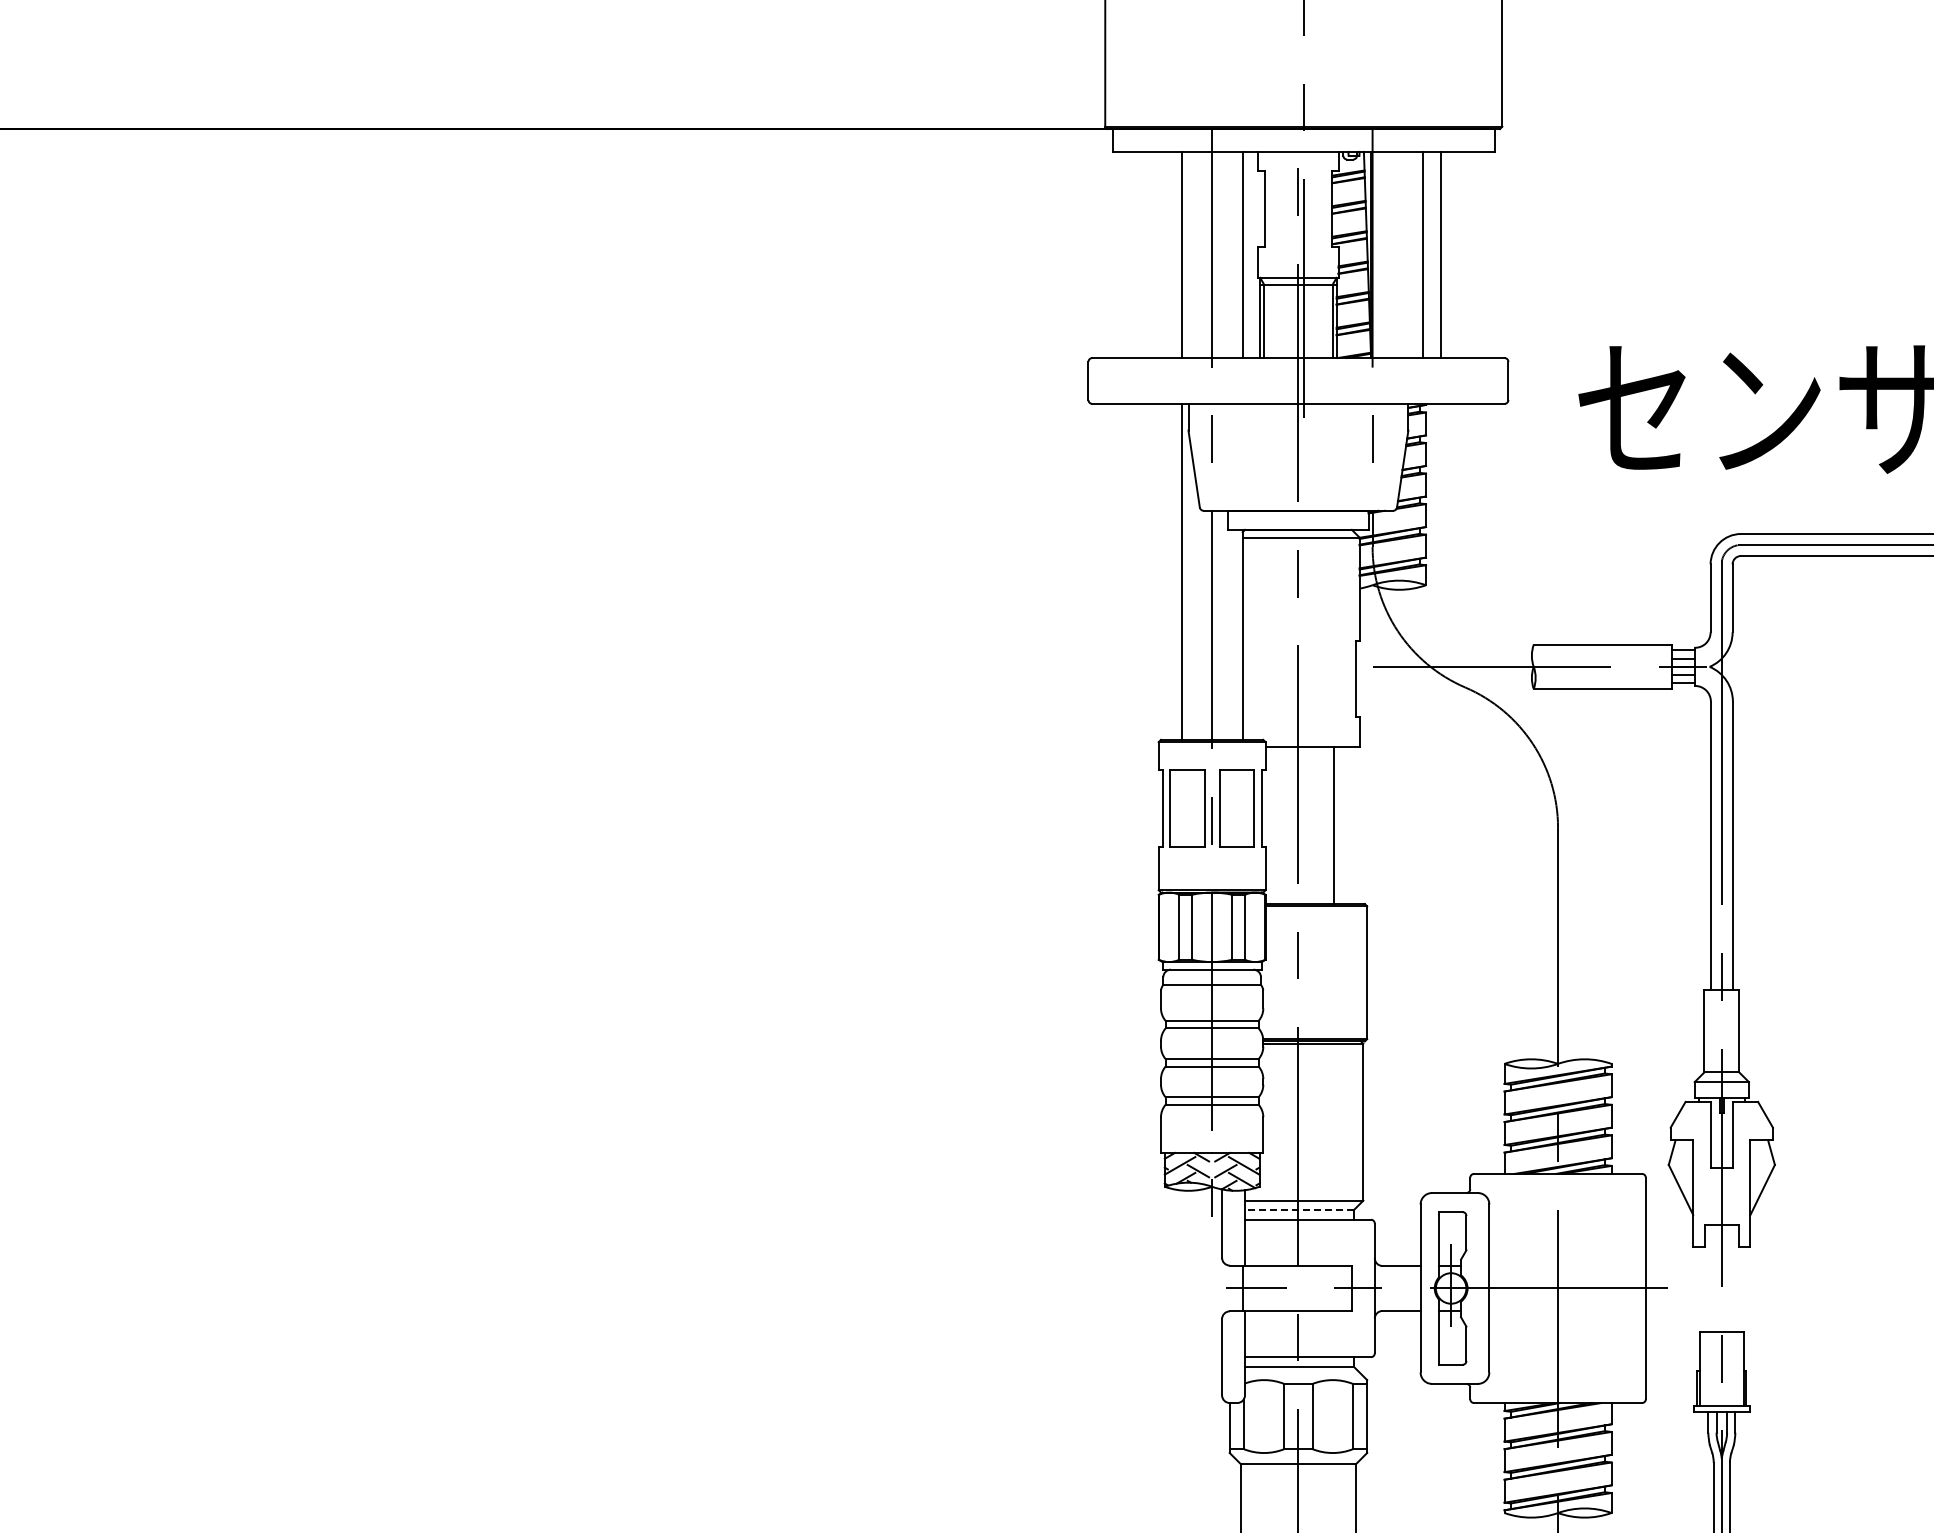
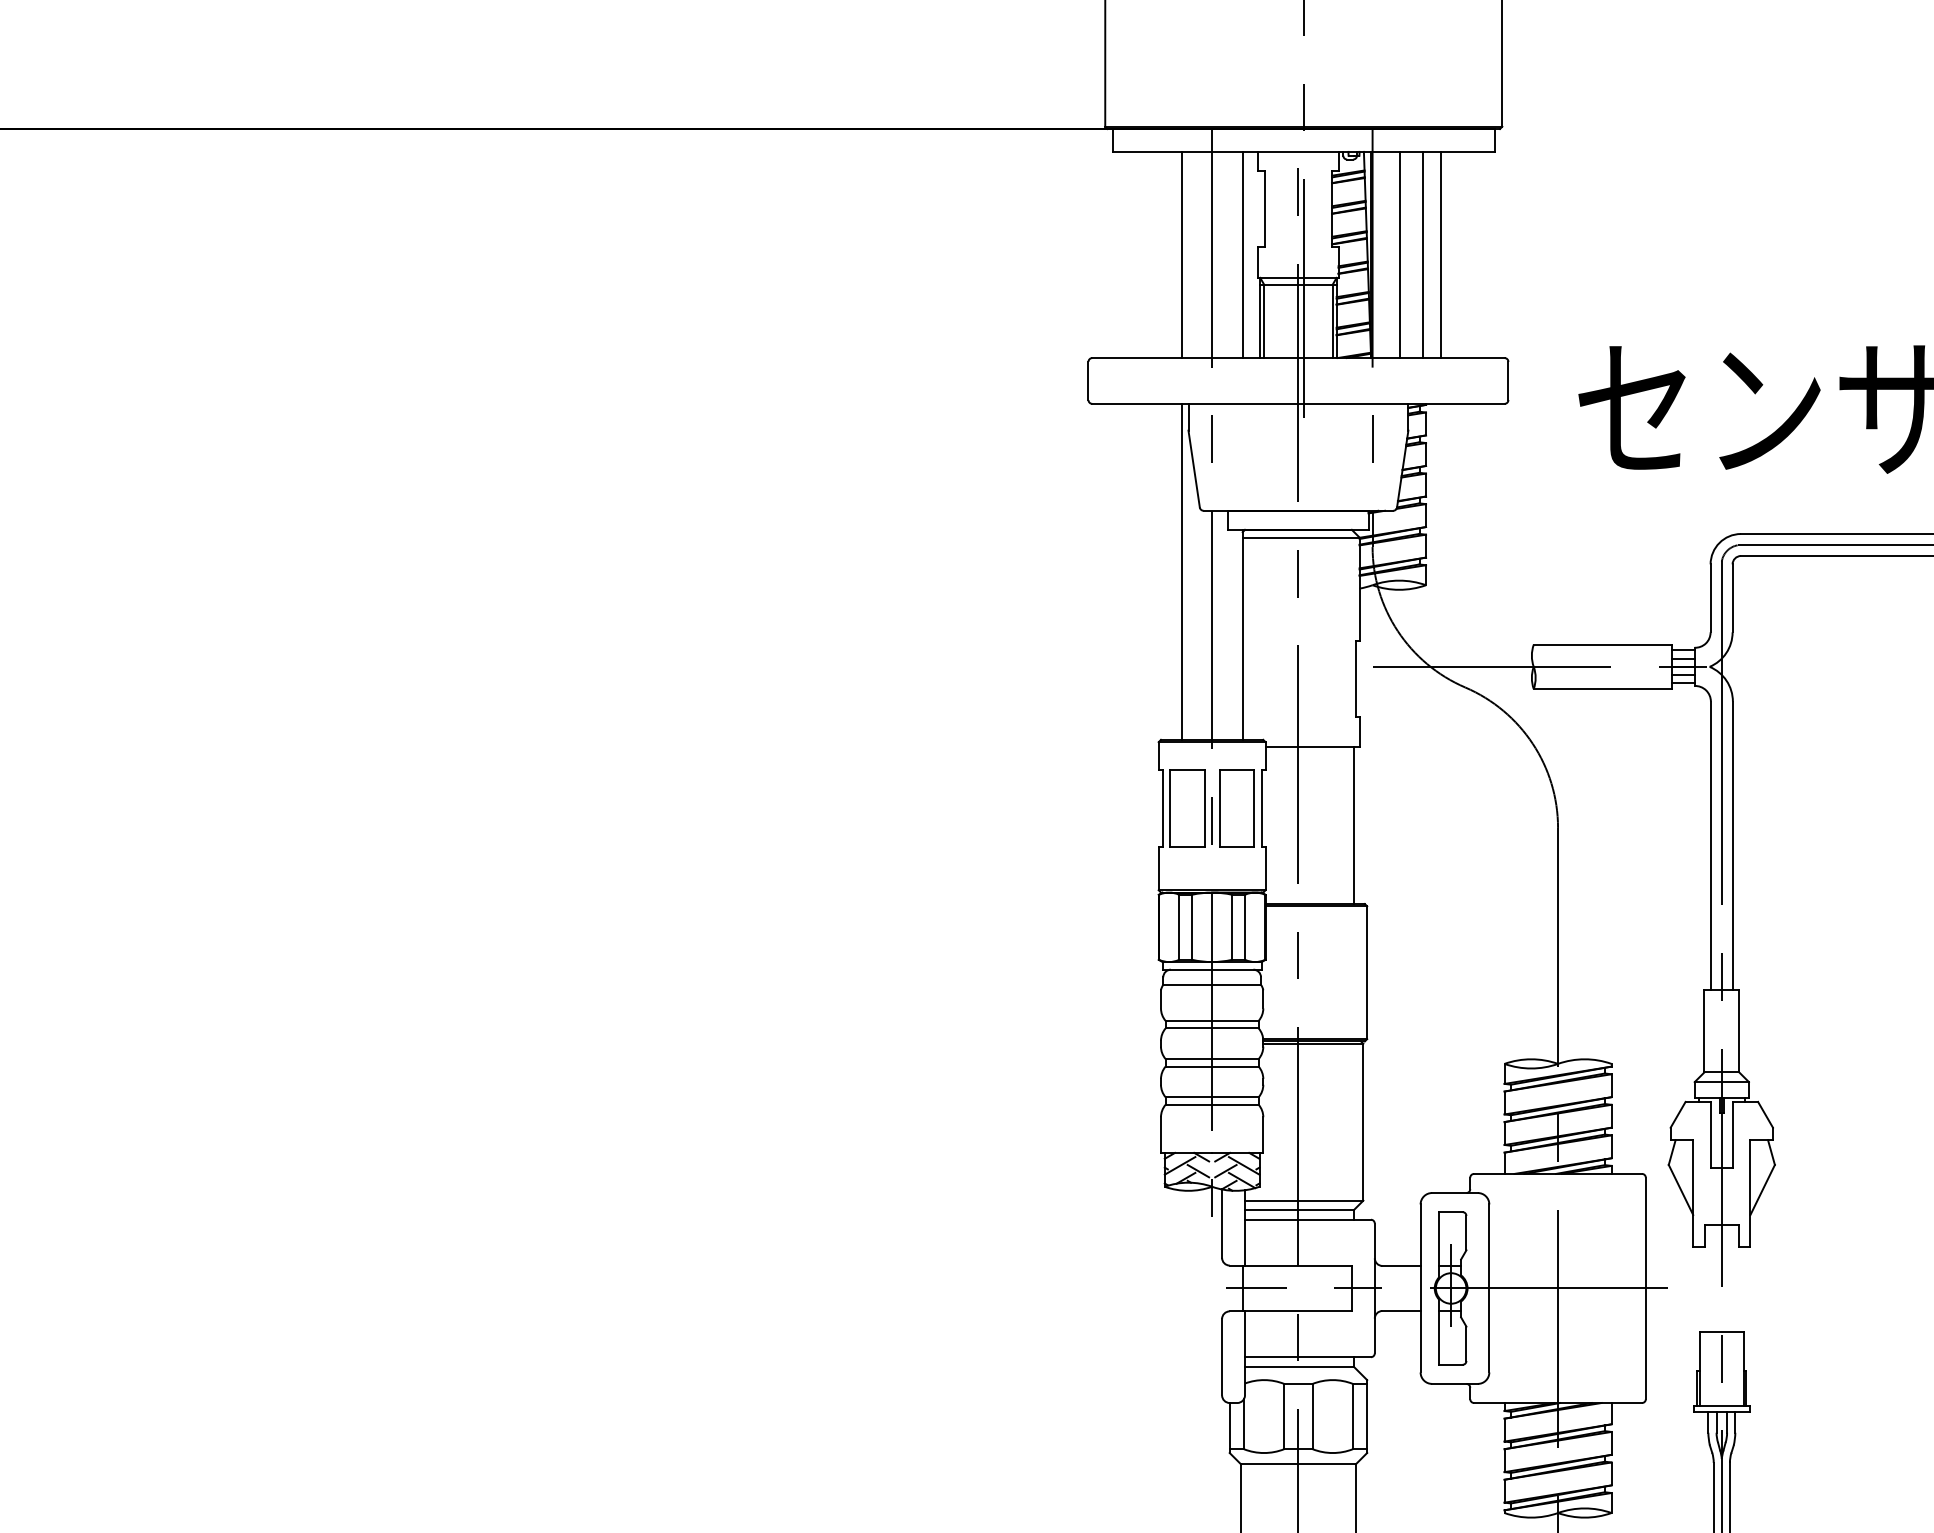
line: none -> present (1399, 254)
line position: (1333, 825) -> (1353, 825) (1353, 825)
line: dashed -> solid (1298, 1210)
